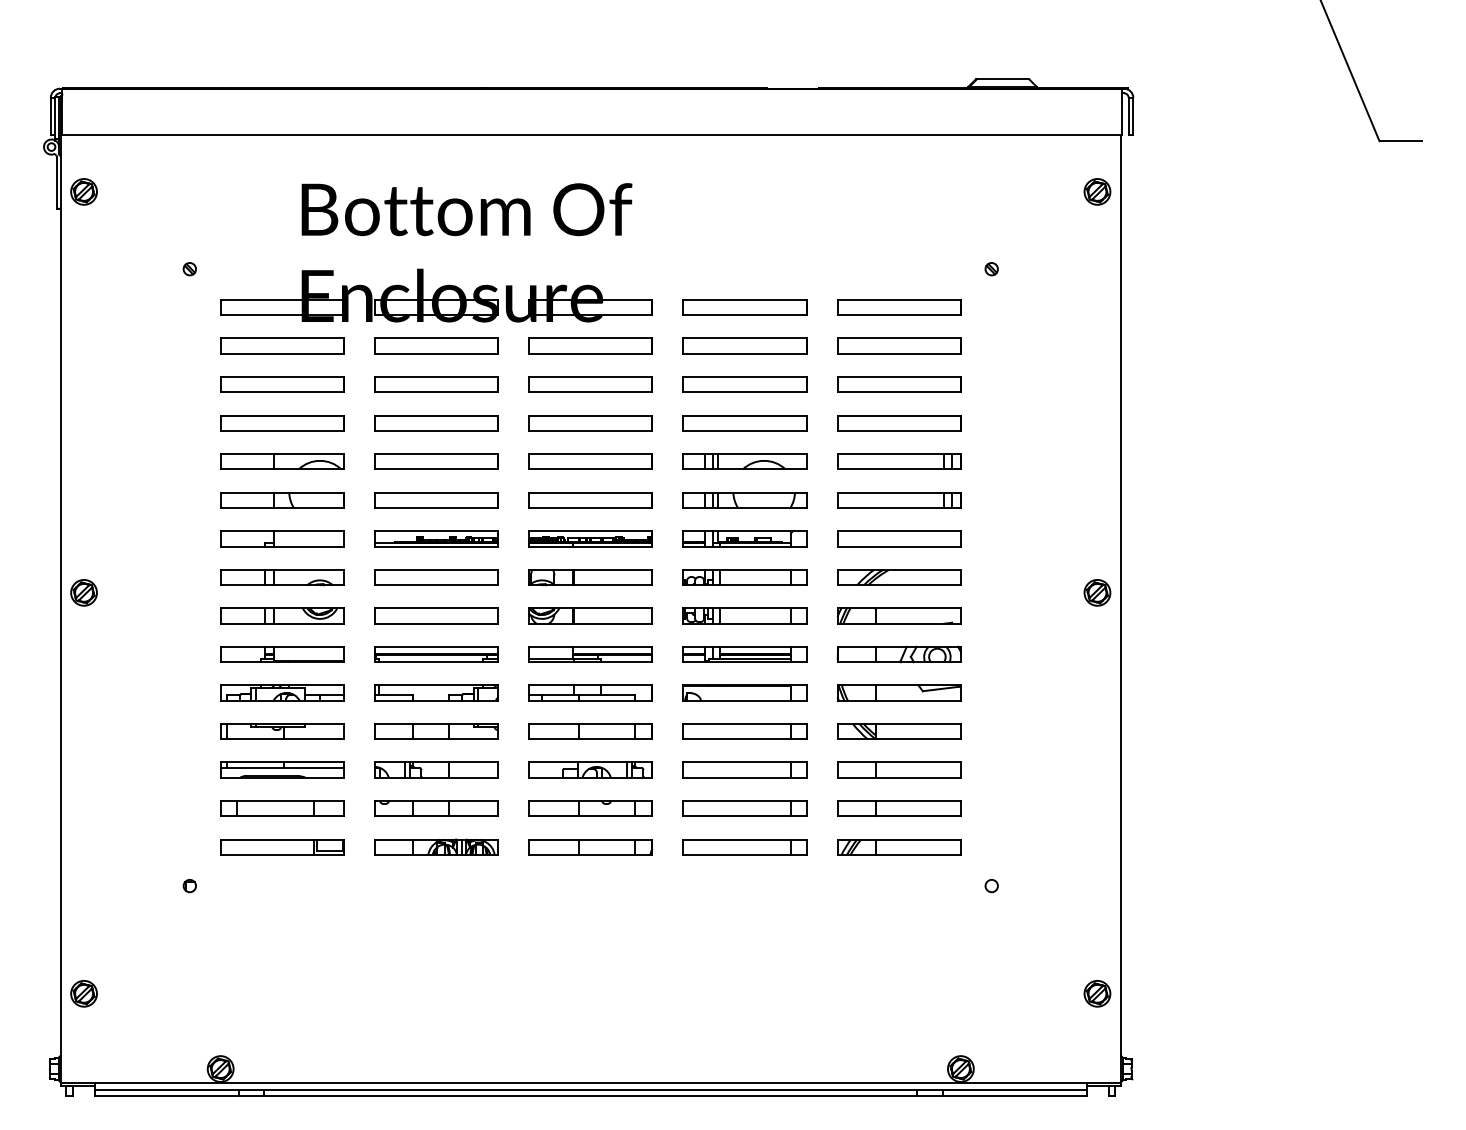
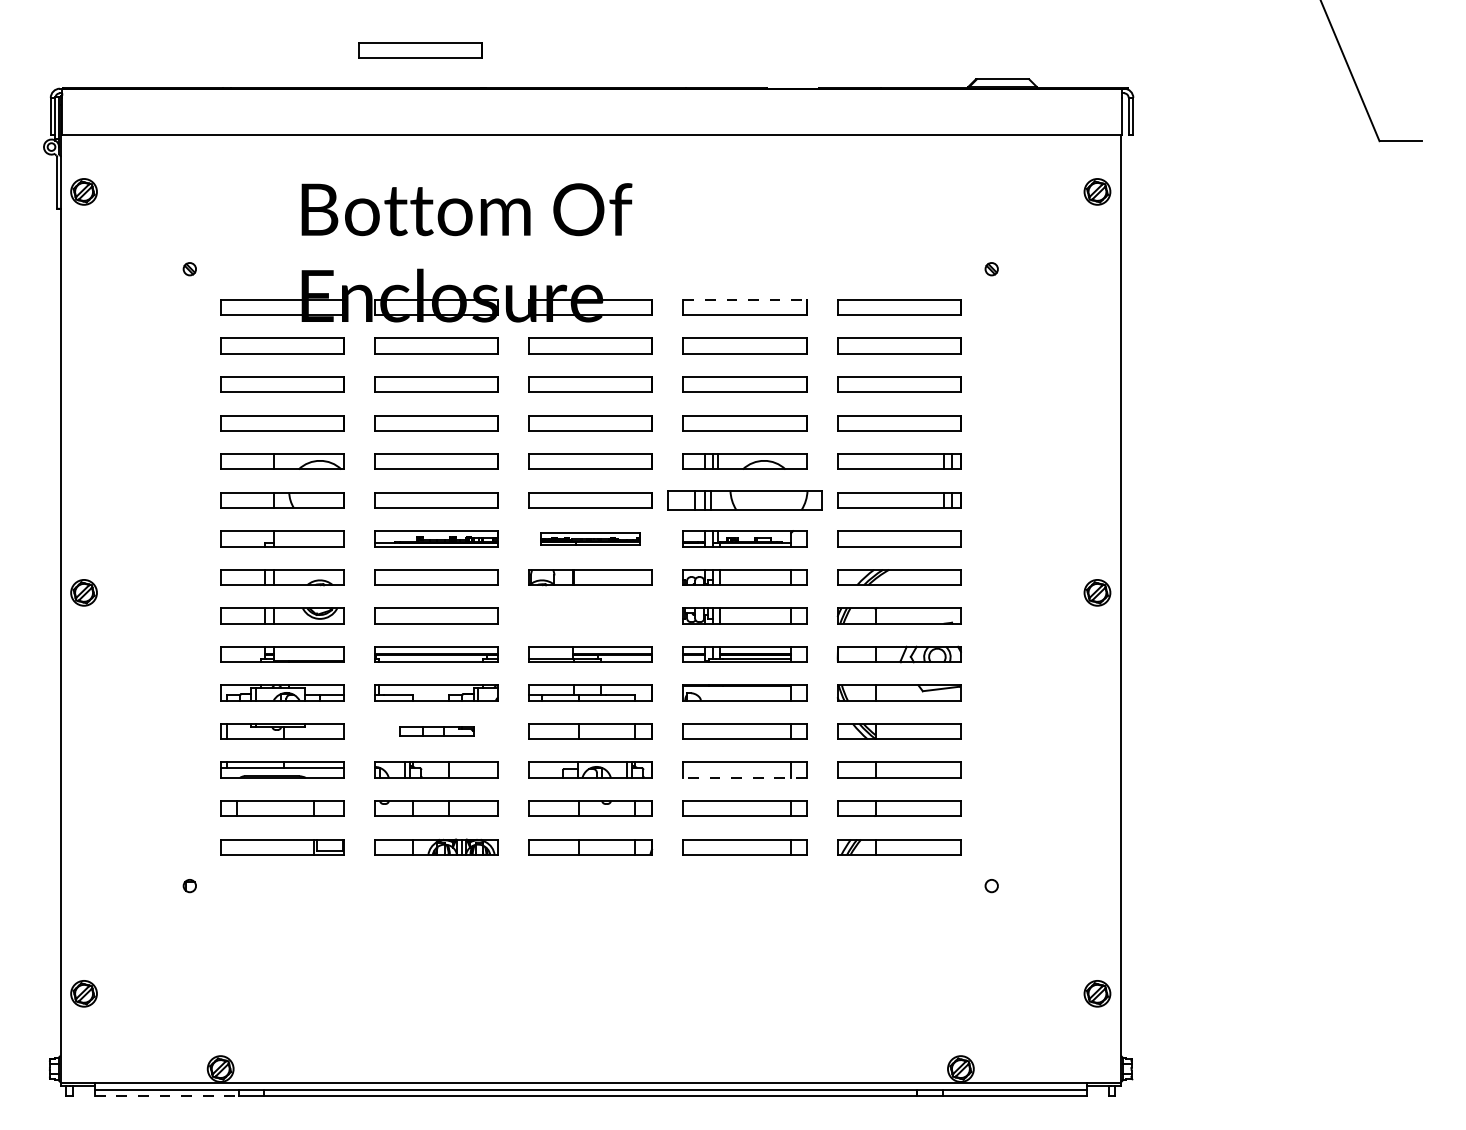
part: none -> present (420, 50)
line: solid -> dashed (745, 299)
part size: 126x17 px -> 156x21 px (744, 500)
part size: 125x18 px -> 101x14 px (590, 538)
part: present -> none (590, 615)
part size: 125x17 px -> 76x11 px (436, 731)
line: solid -> dashed (745, 777)
line: solid -> dashed (167, 1096)
